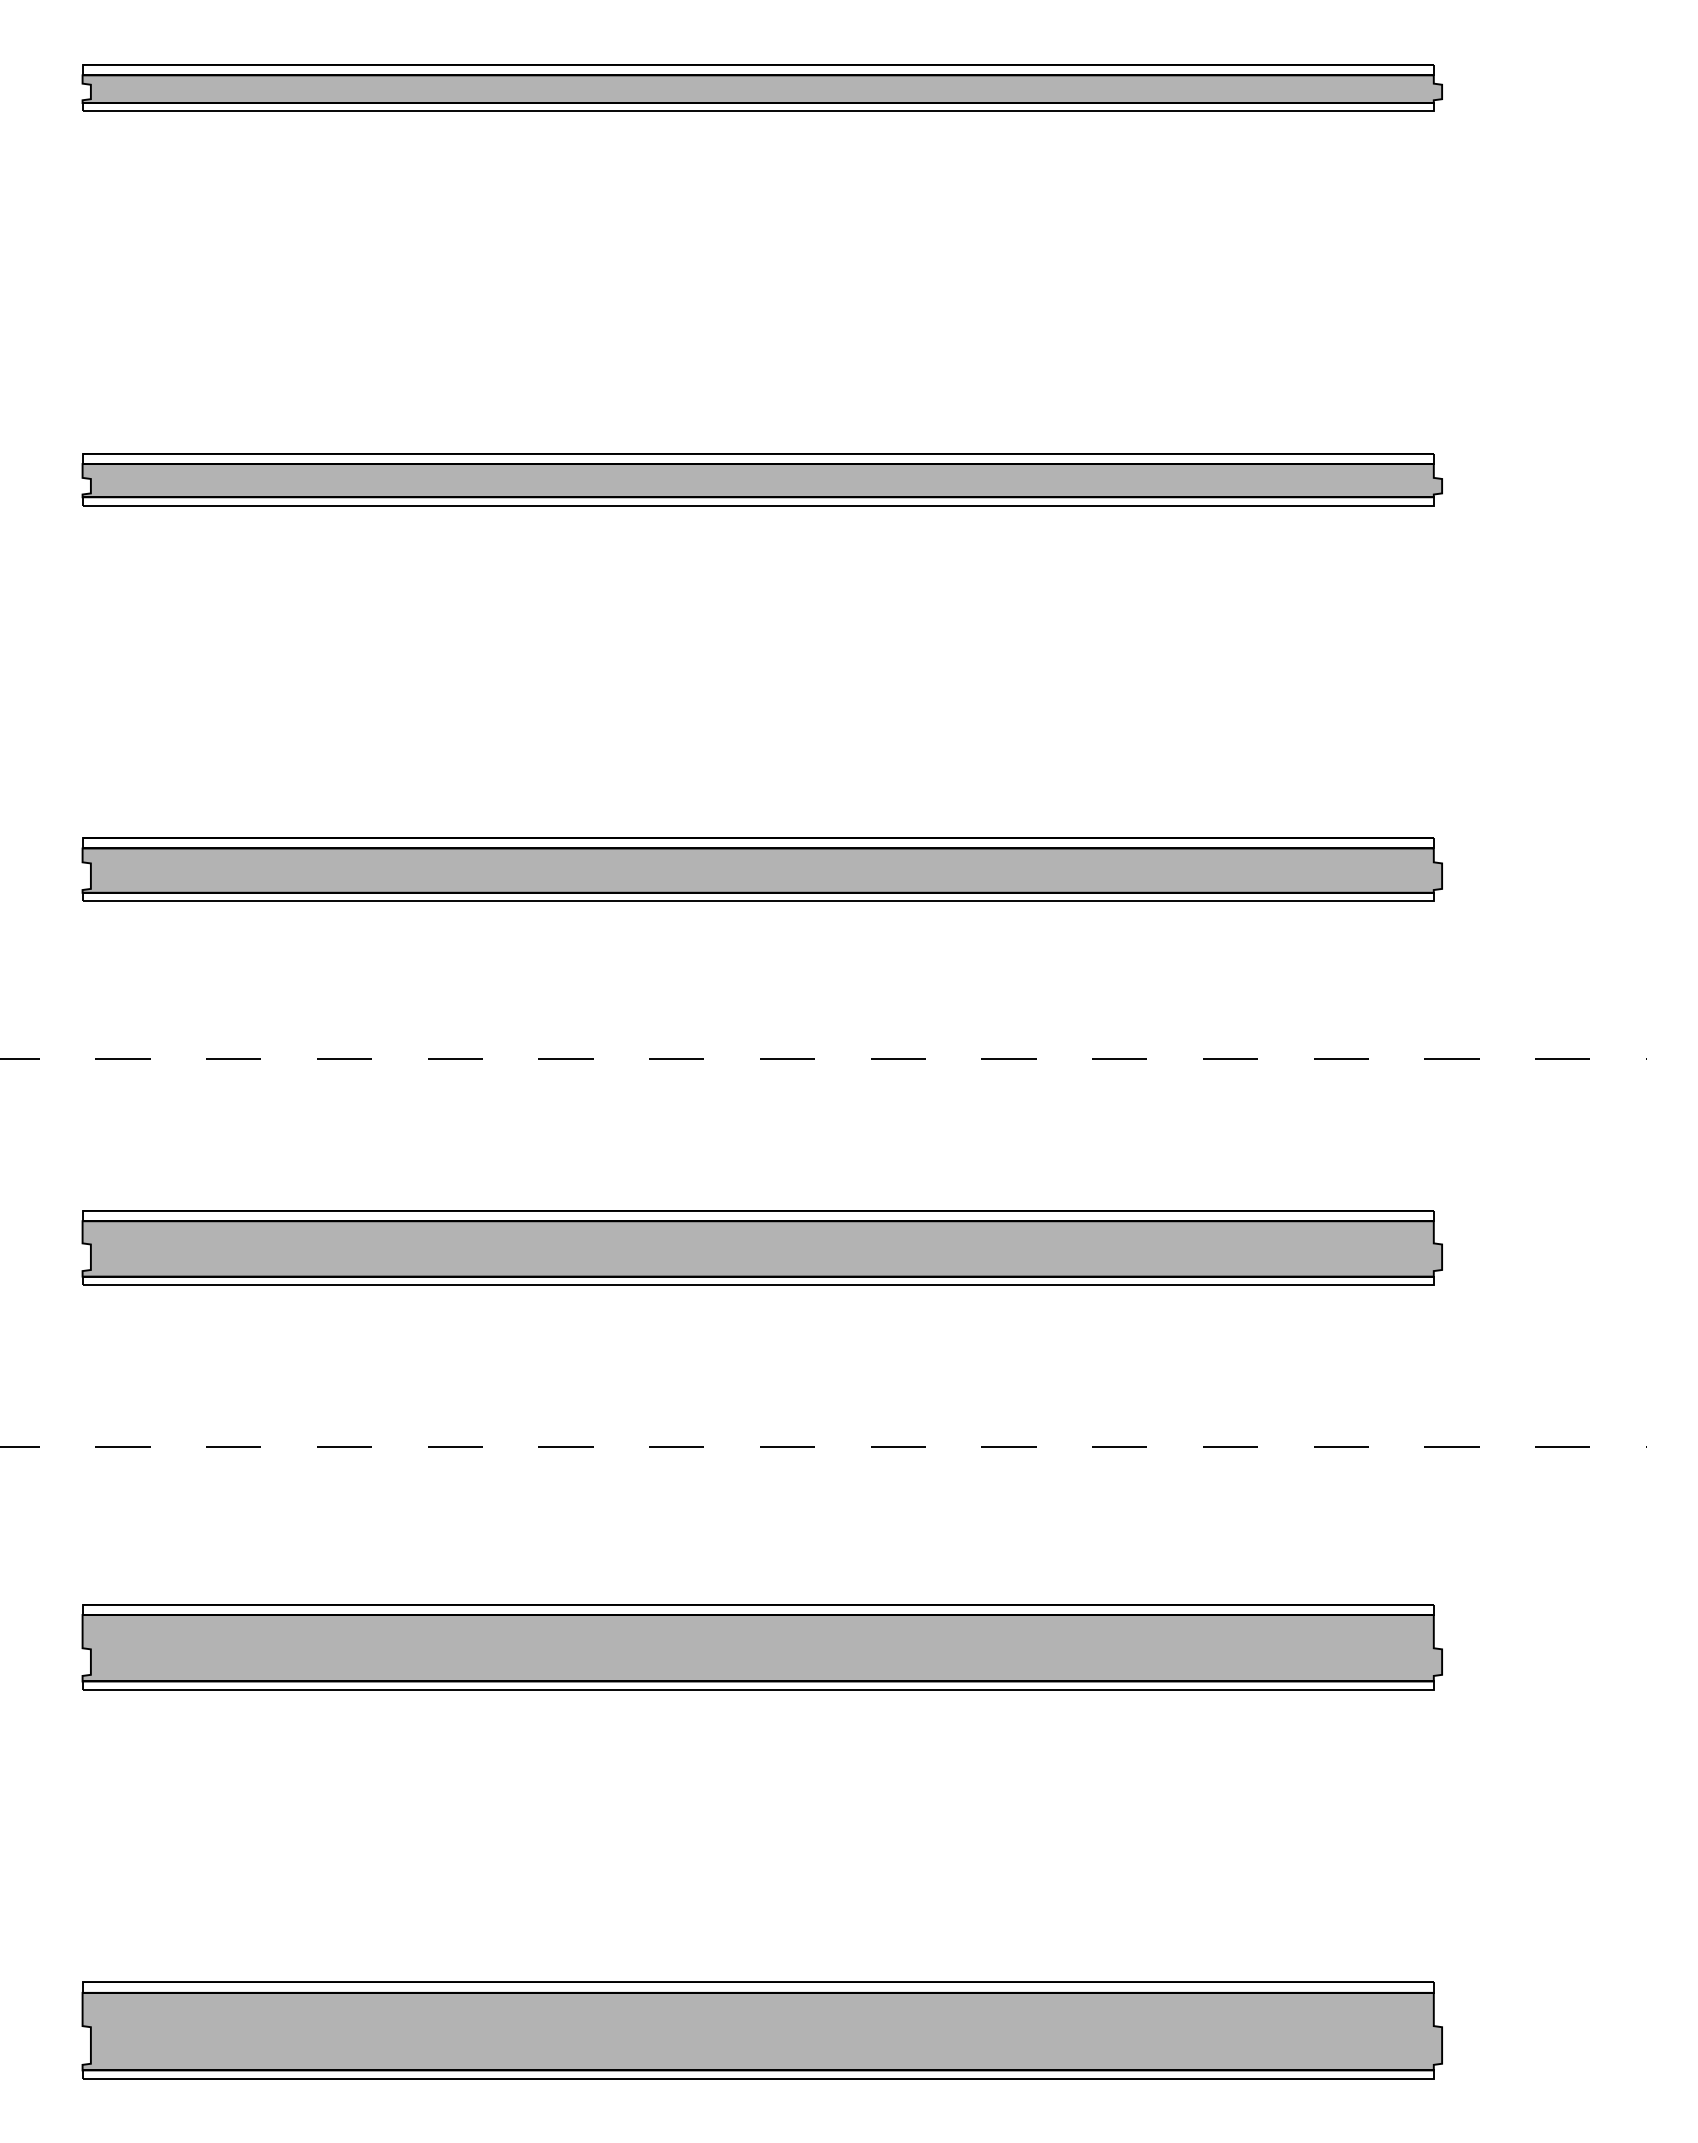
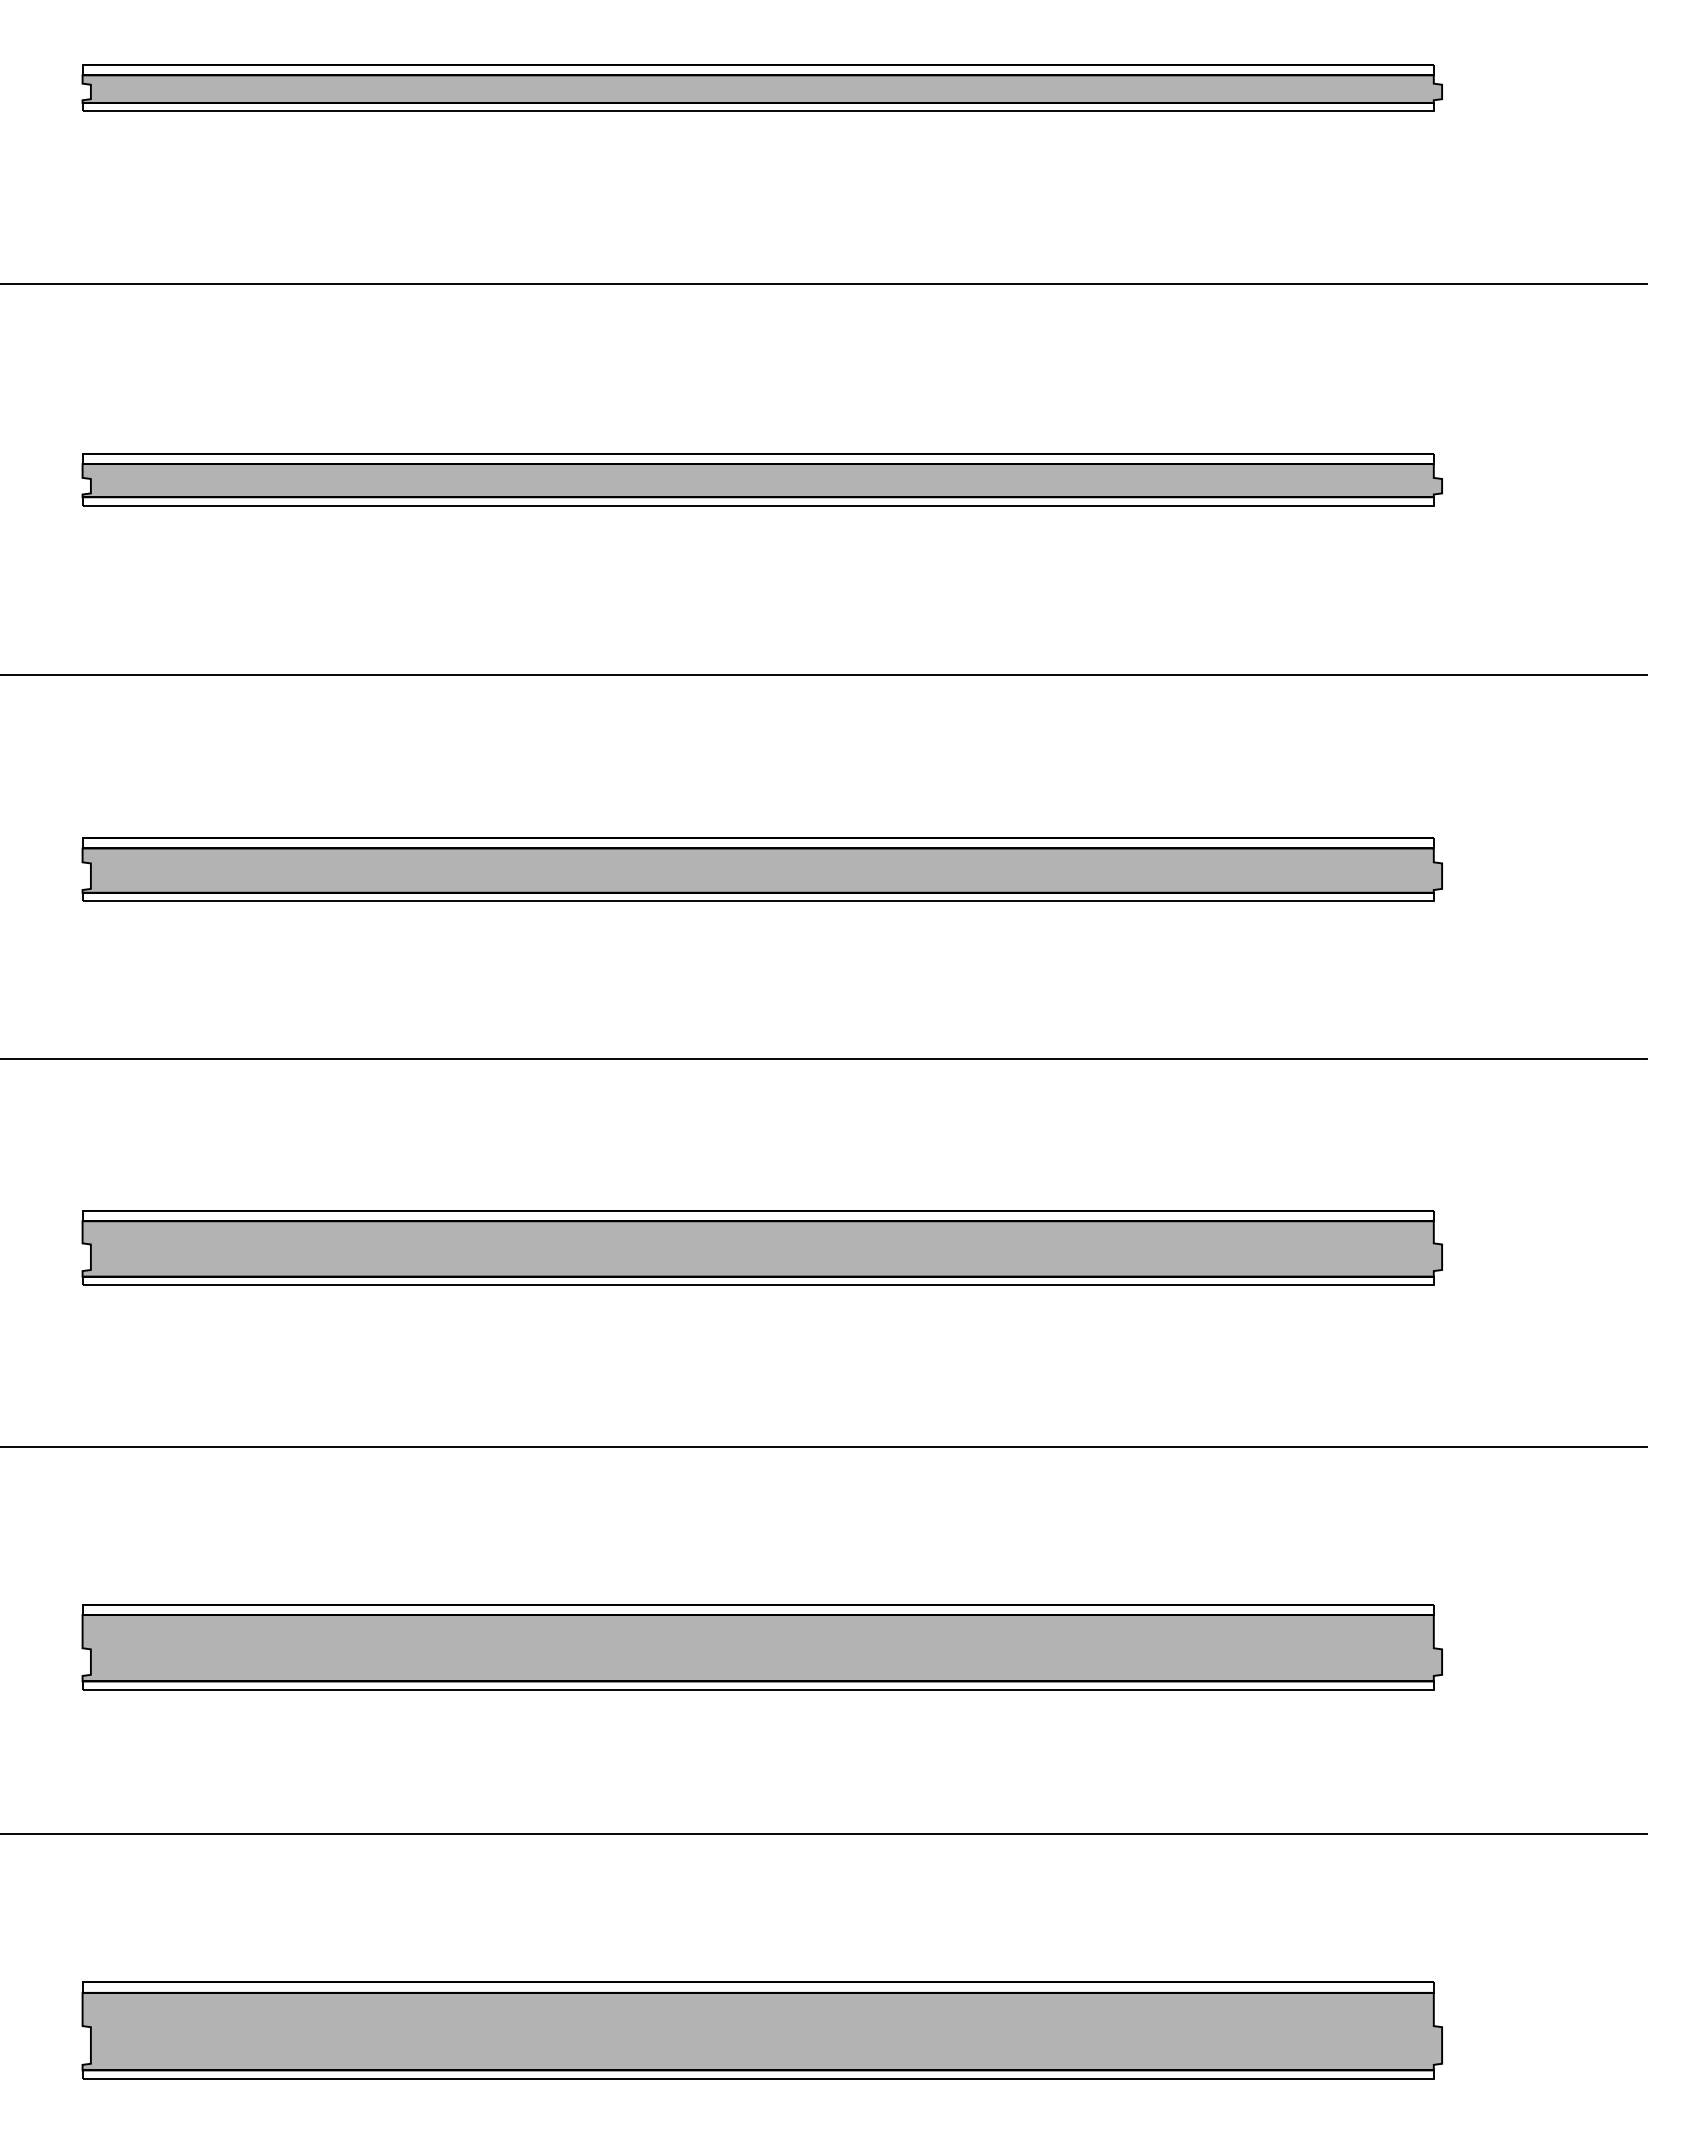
line: none -> present (824, 283)
line: none -> present (824, 674)
line: dashed -> solid (824, 1059)
line: dashed -> solid (824, 1446)
line: none -> present (824, 1834)
